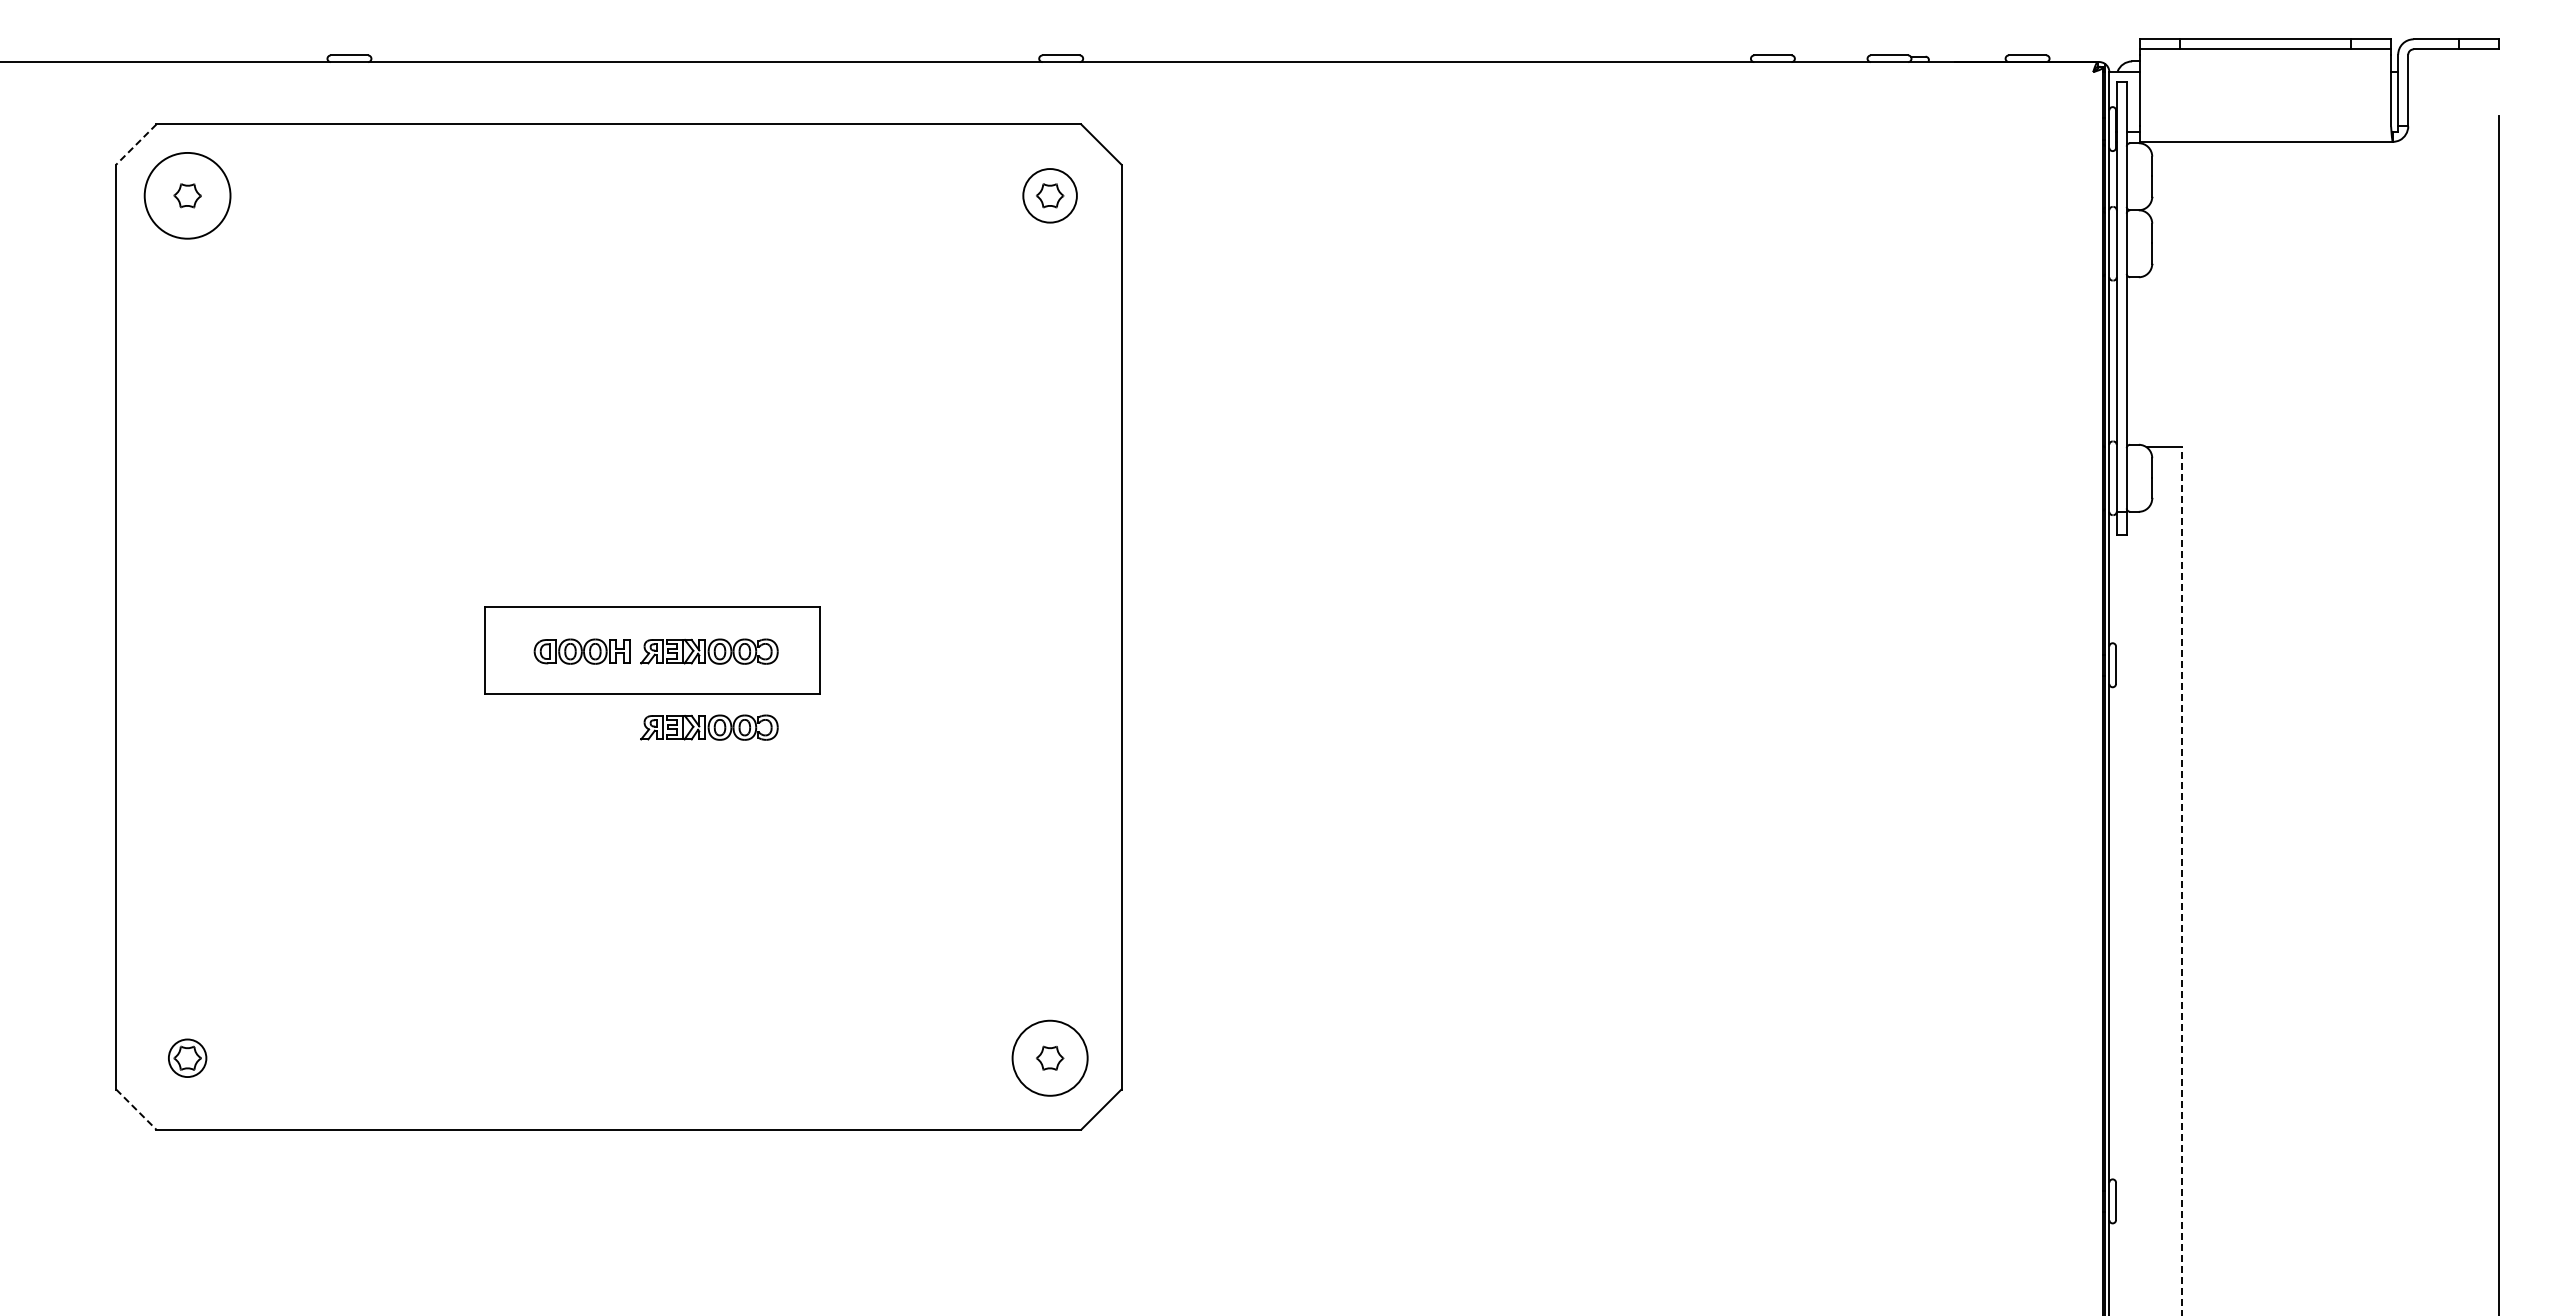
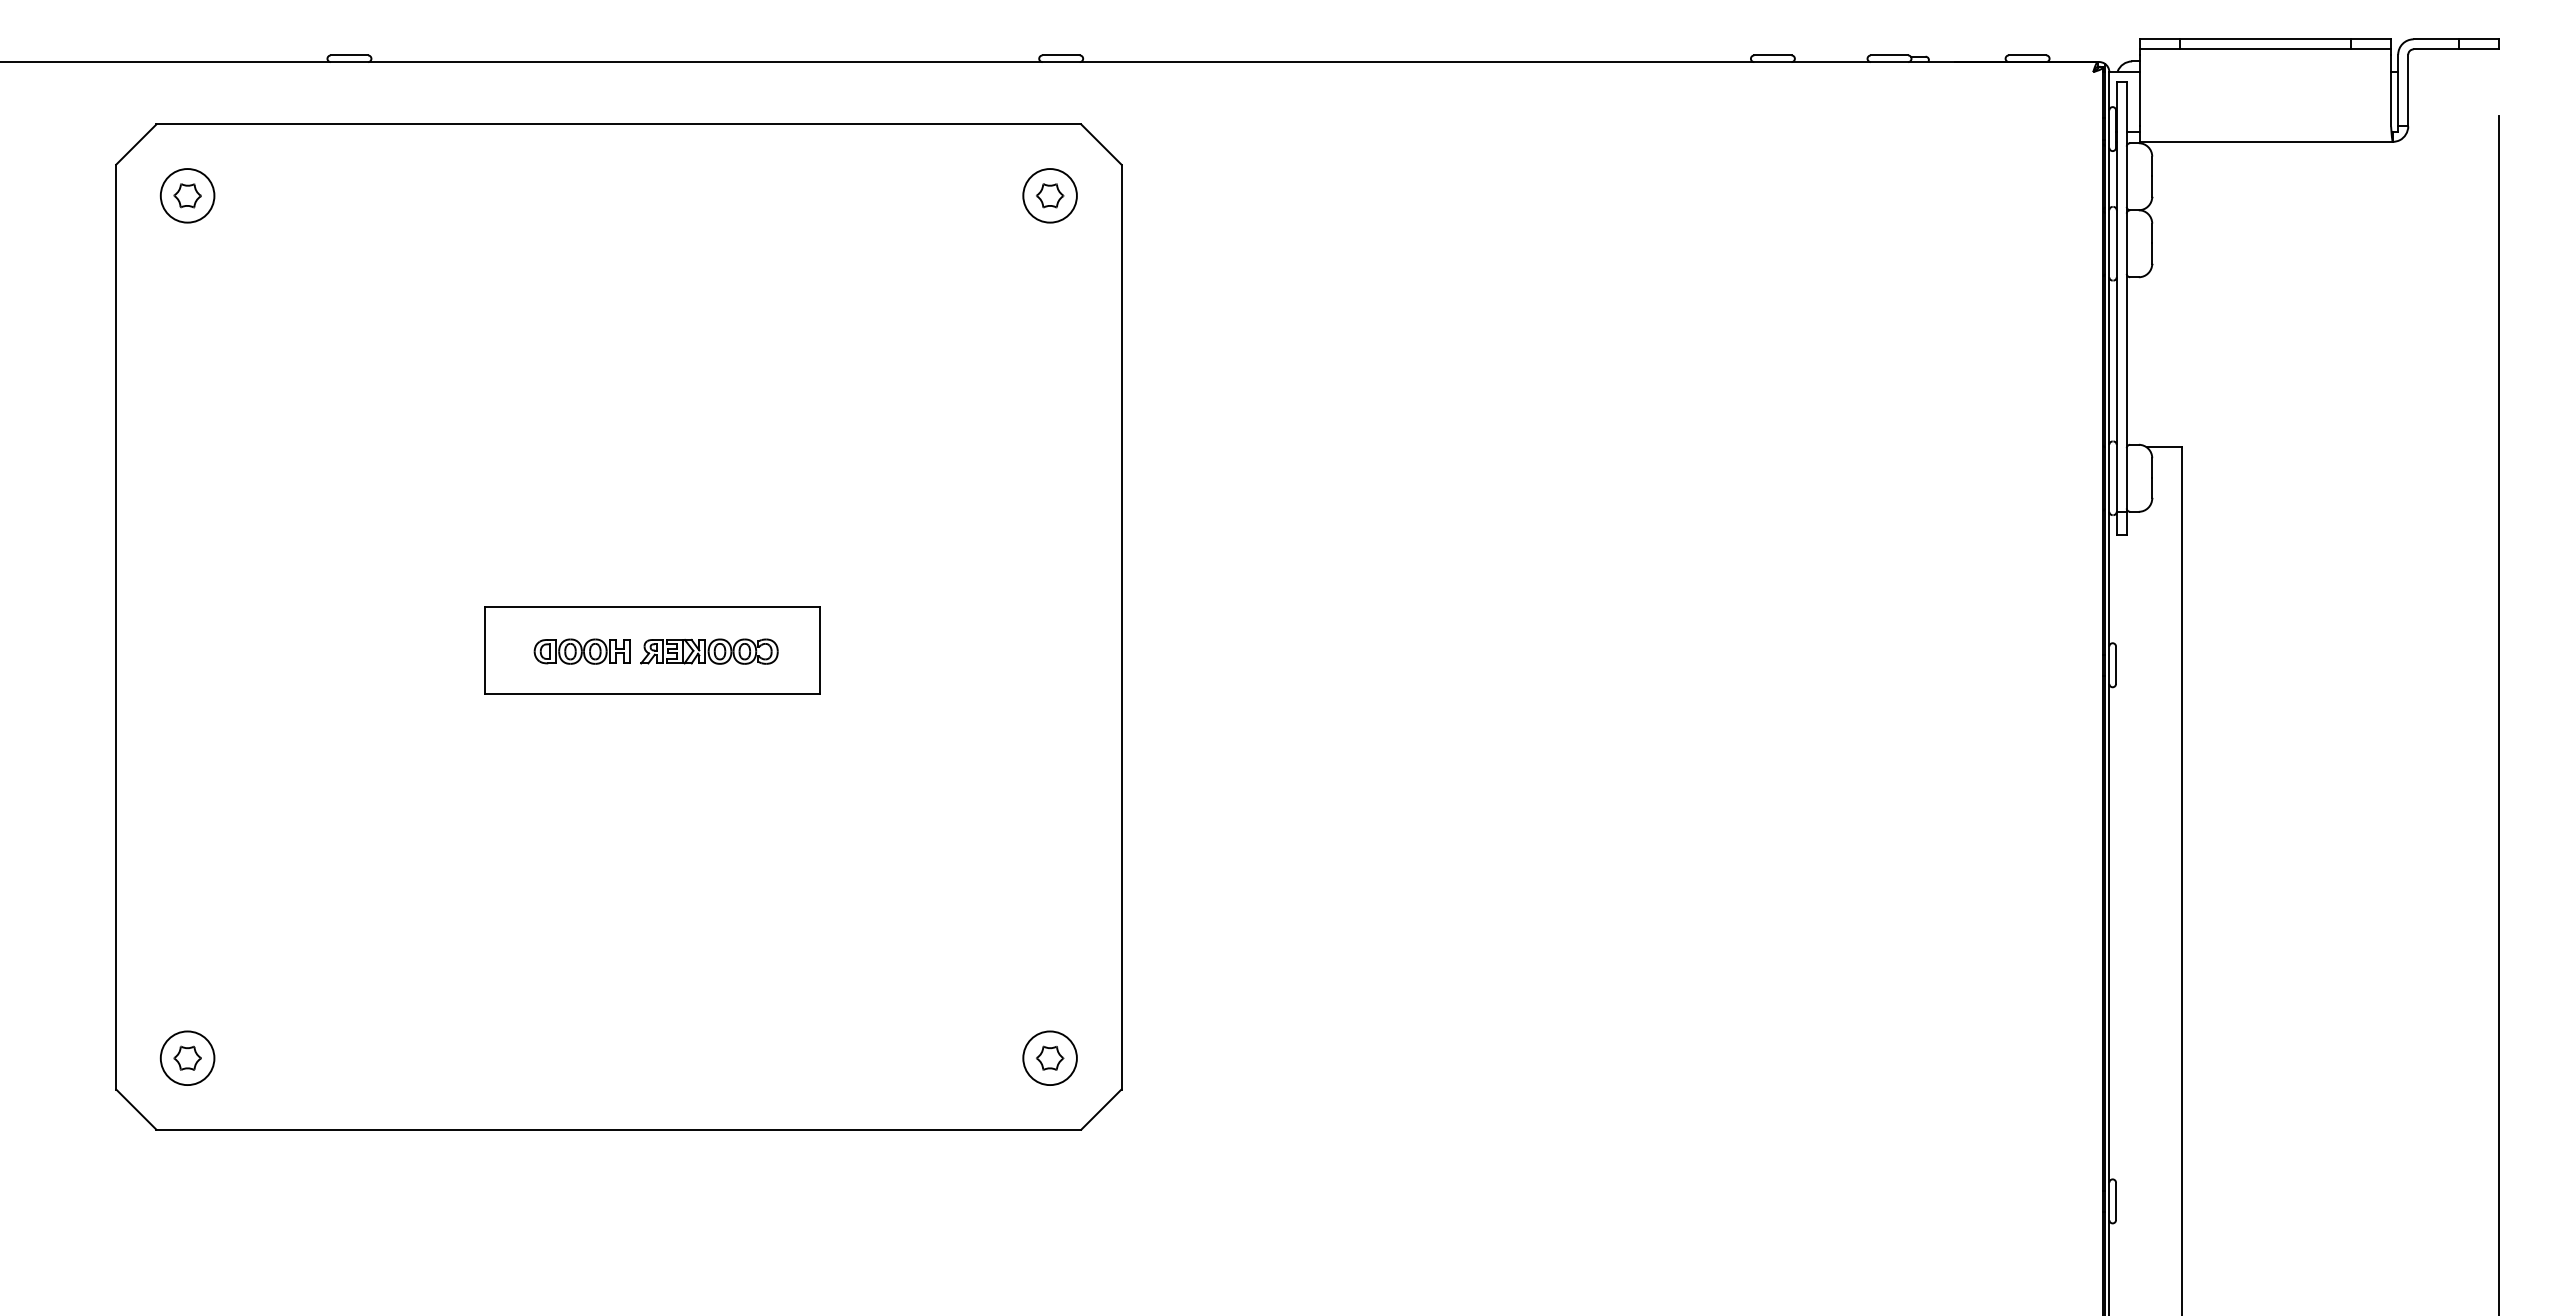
line: dashed -> solid (135, 144)
circle diameter: 86 px -> 54 px (187, 195)
part: present -> none (709, 727)
line: dashed -> solid (2181, 881)
circle diameter: 75 px -> 54 px (1049, 1058)
circle diameter: 38 px -> 54 px (187, 1058)
line: dashed -> solid (136, 1109)
